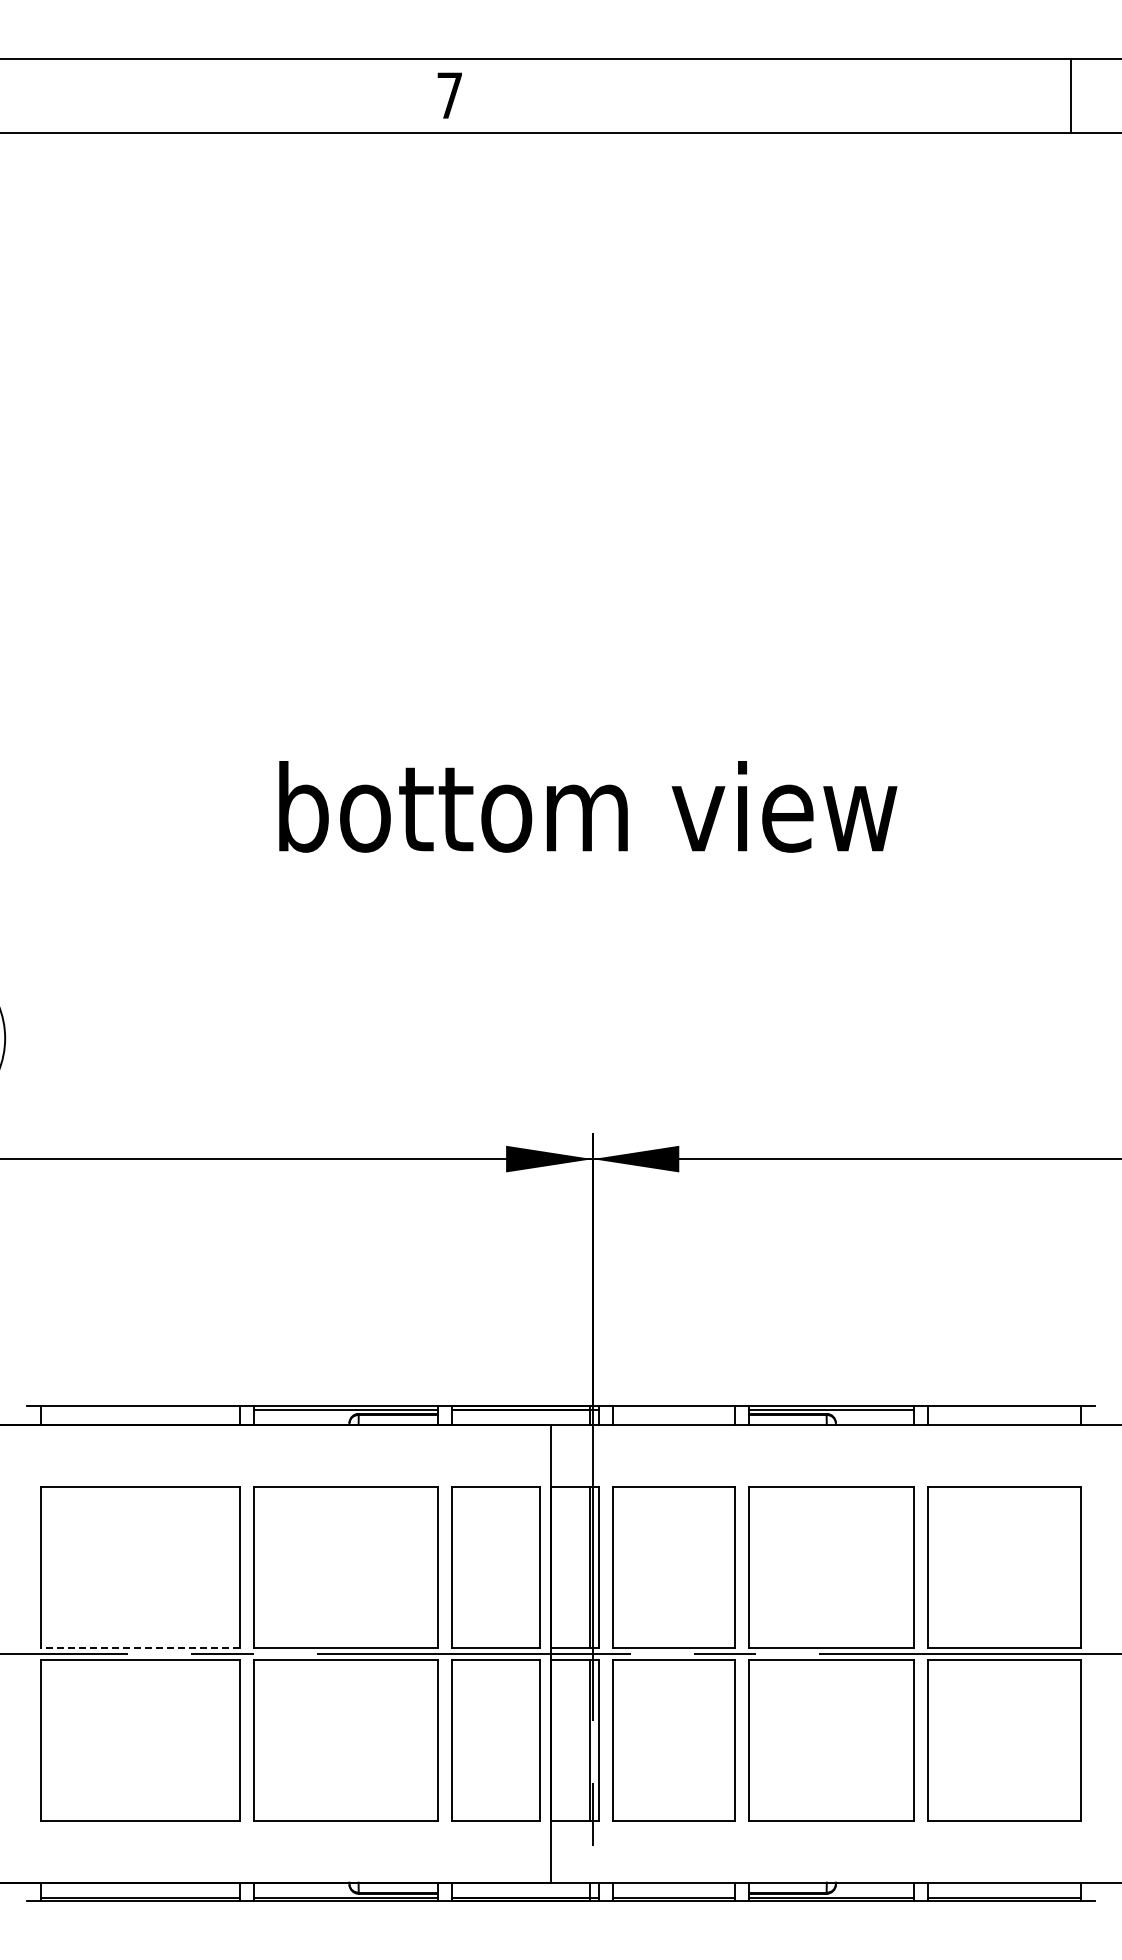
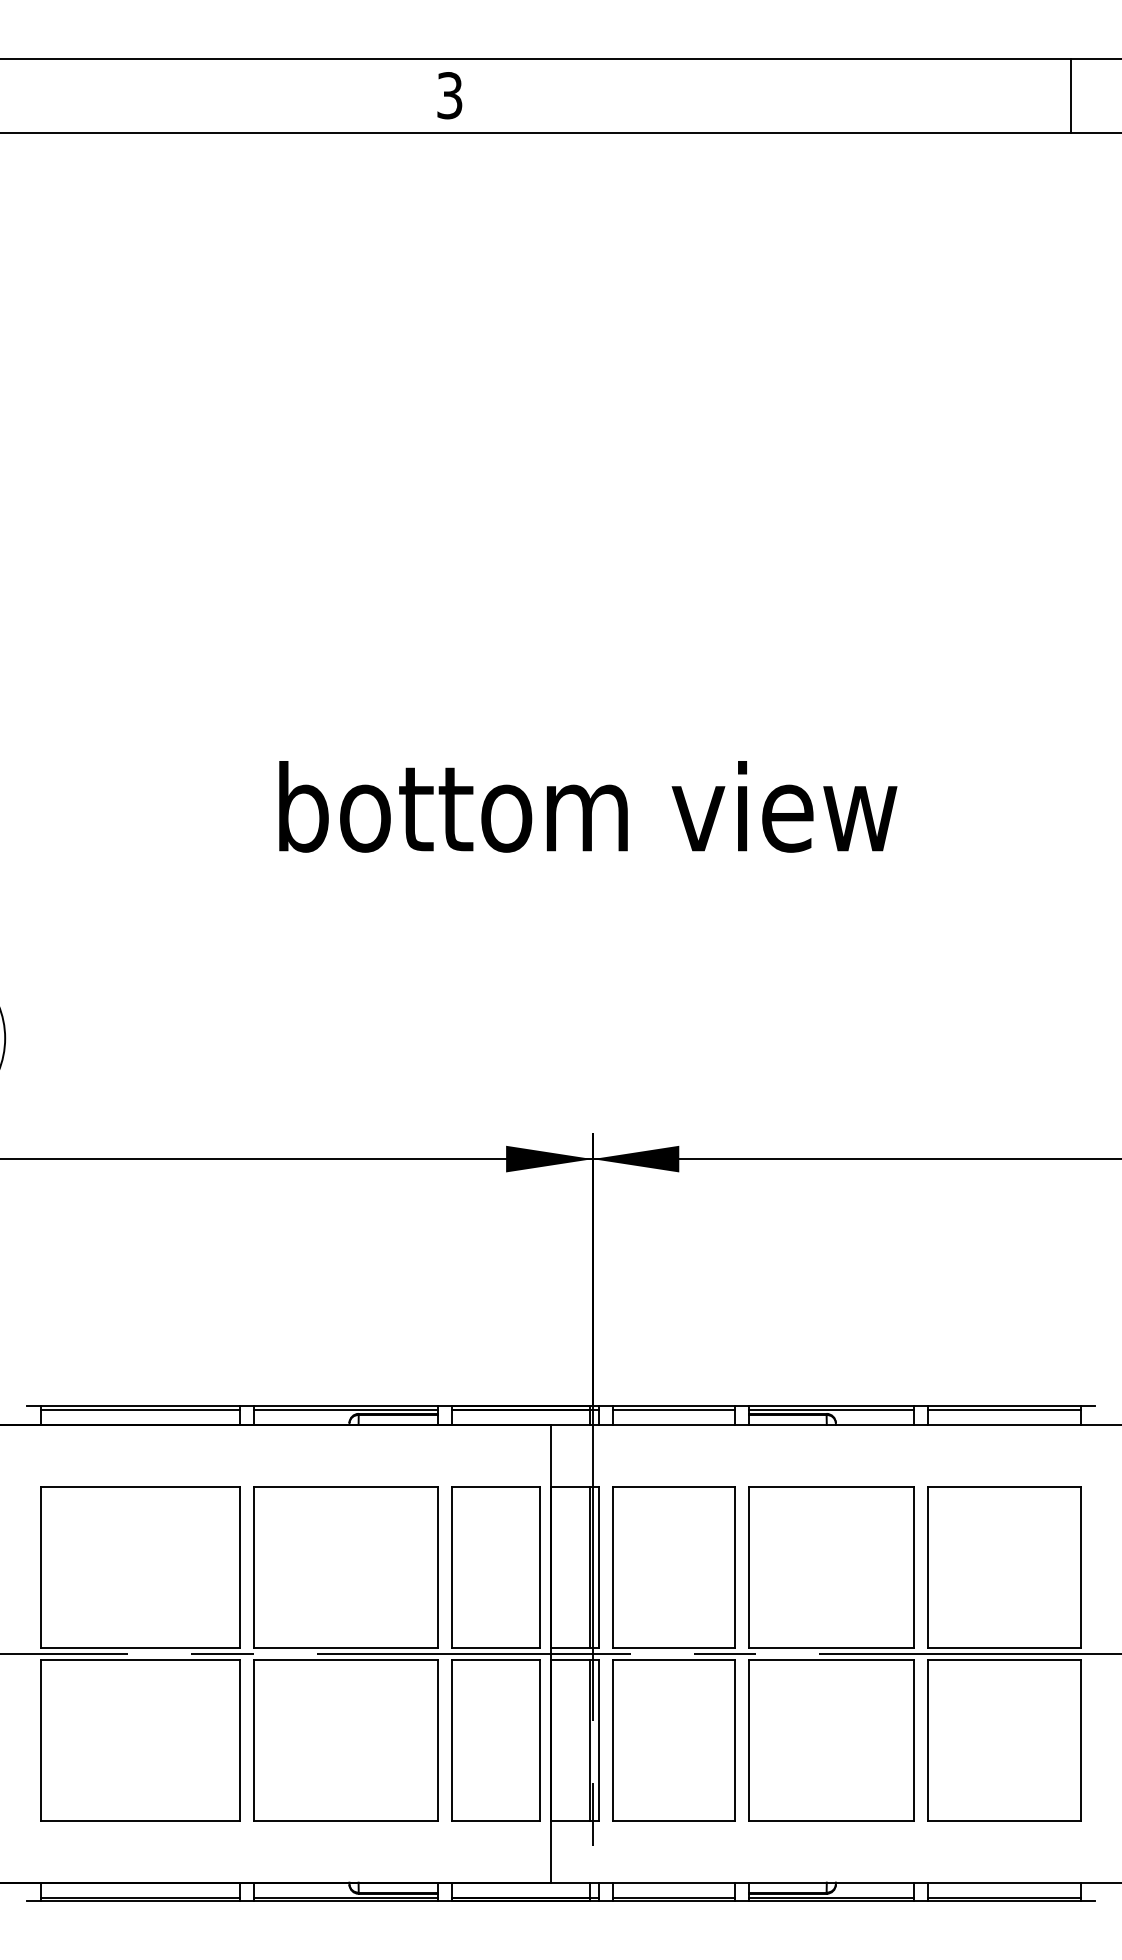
text: 7 -> 3 (449, 95)
line: none -> present (140, 1409)
line: none -> present (673, 1409)
line: none -> present (1004, 1409)
line: dashed -> solid (140, 1647)
